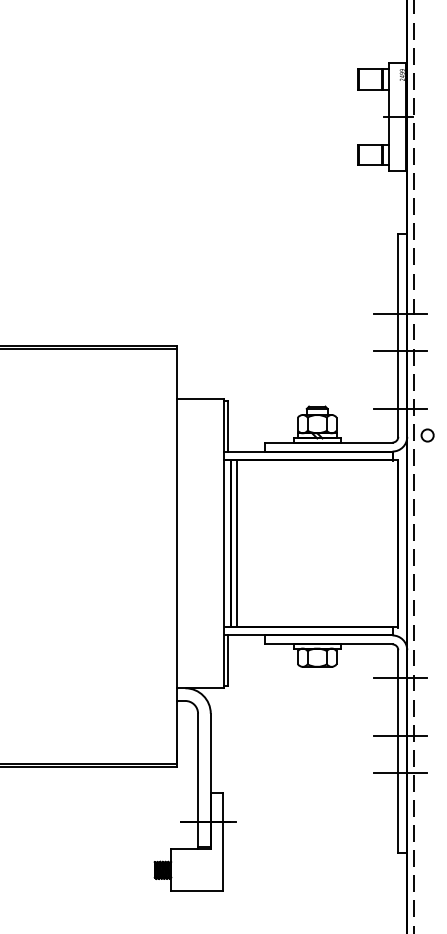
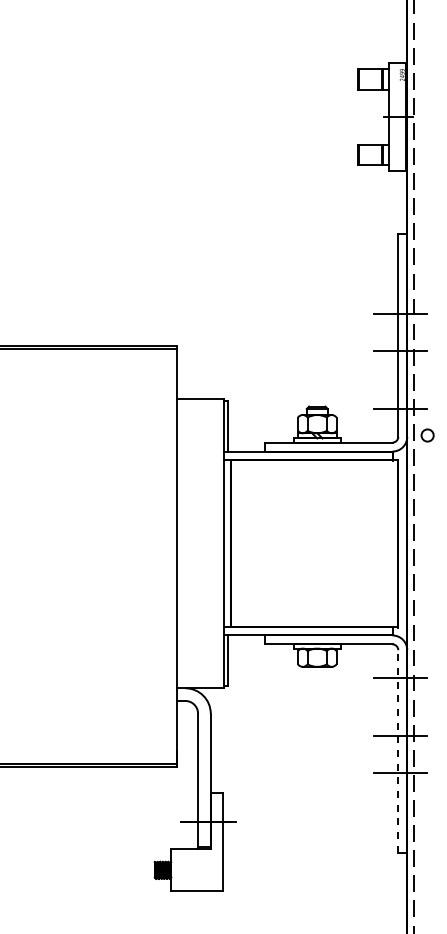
line: present -> none (237, 543)
line: solid -> dashed (398, 750)
